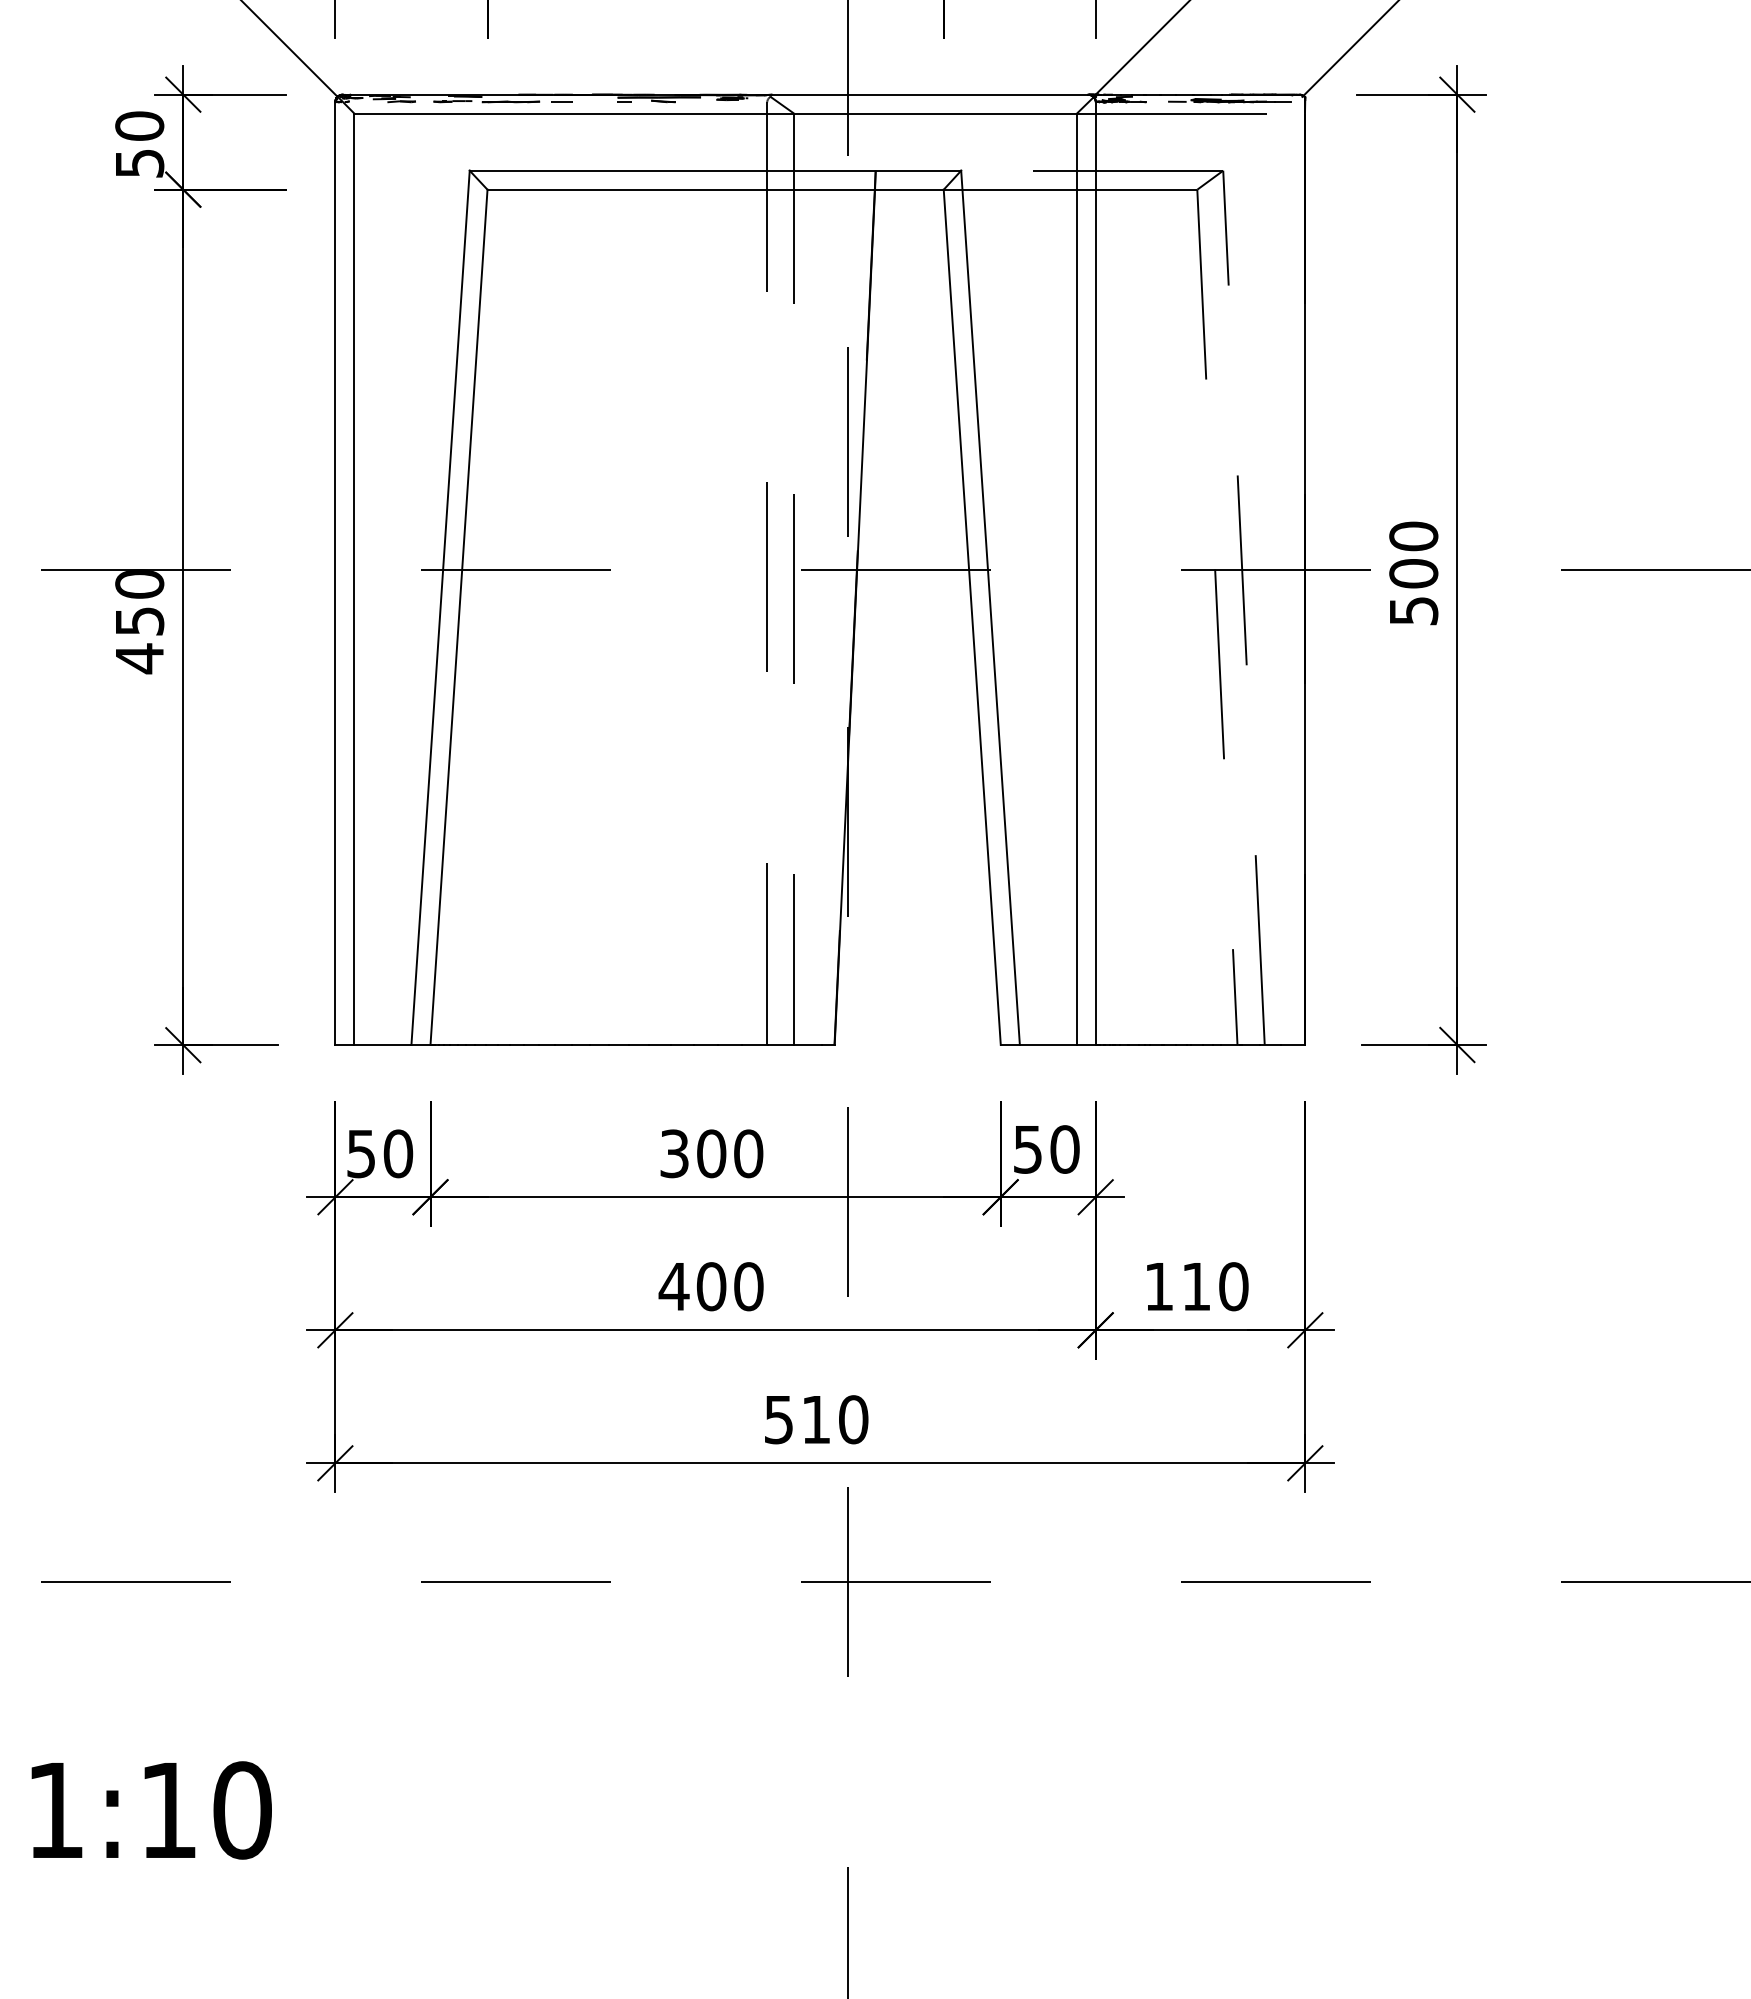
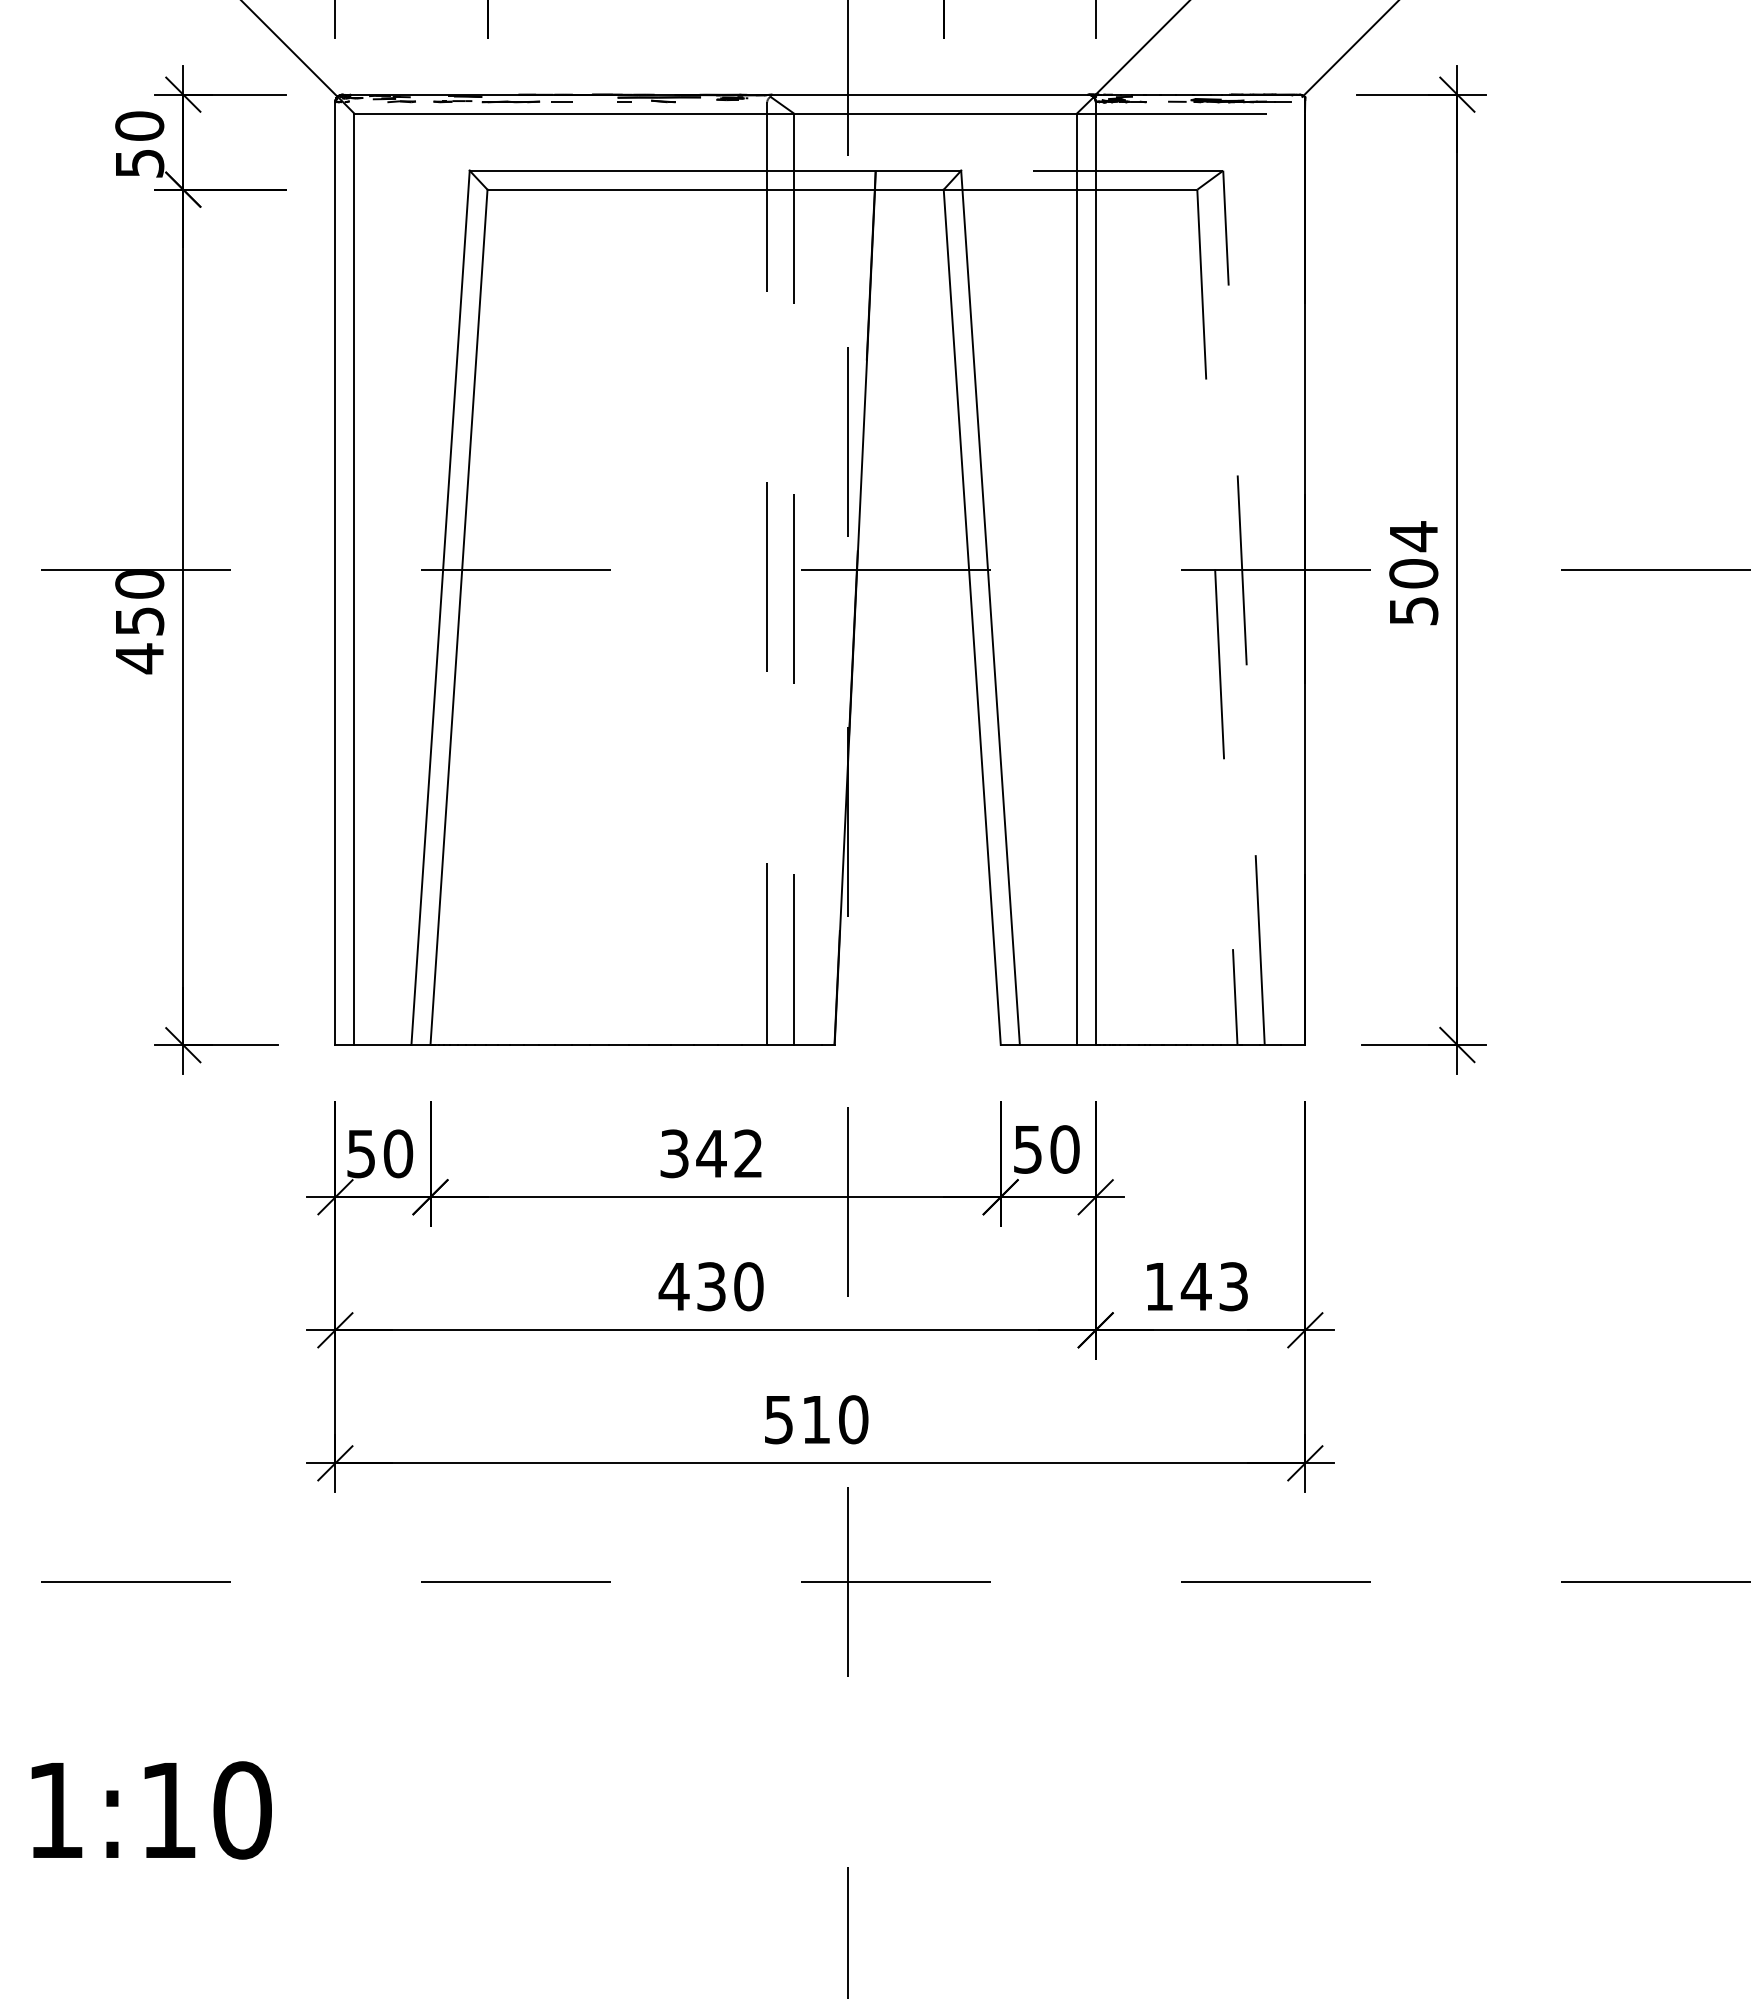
text: 500 -> 504 (1413, 536)
text: 300 -> 342 (729, 1153)
text: 400 -> 430 (711, 1286)
text: 110 -> 143 (1214, 1286)
